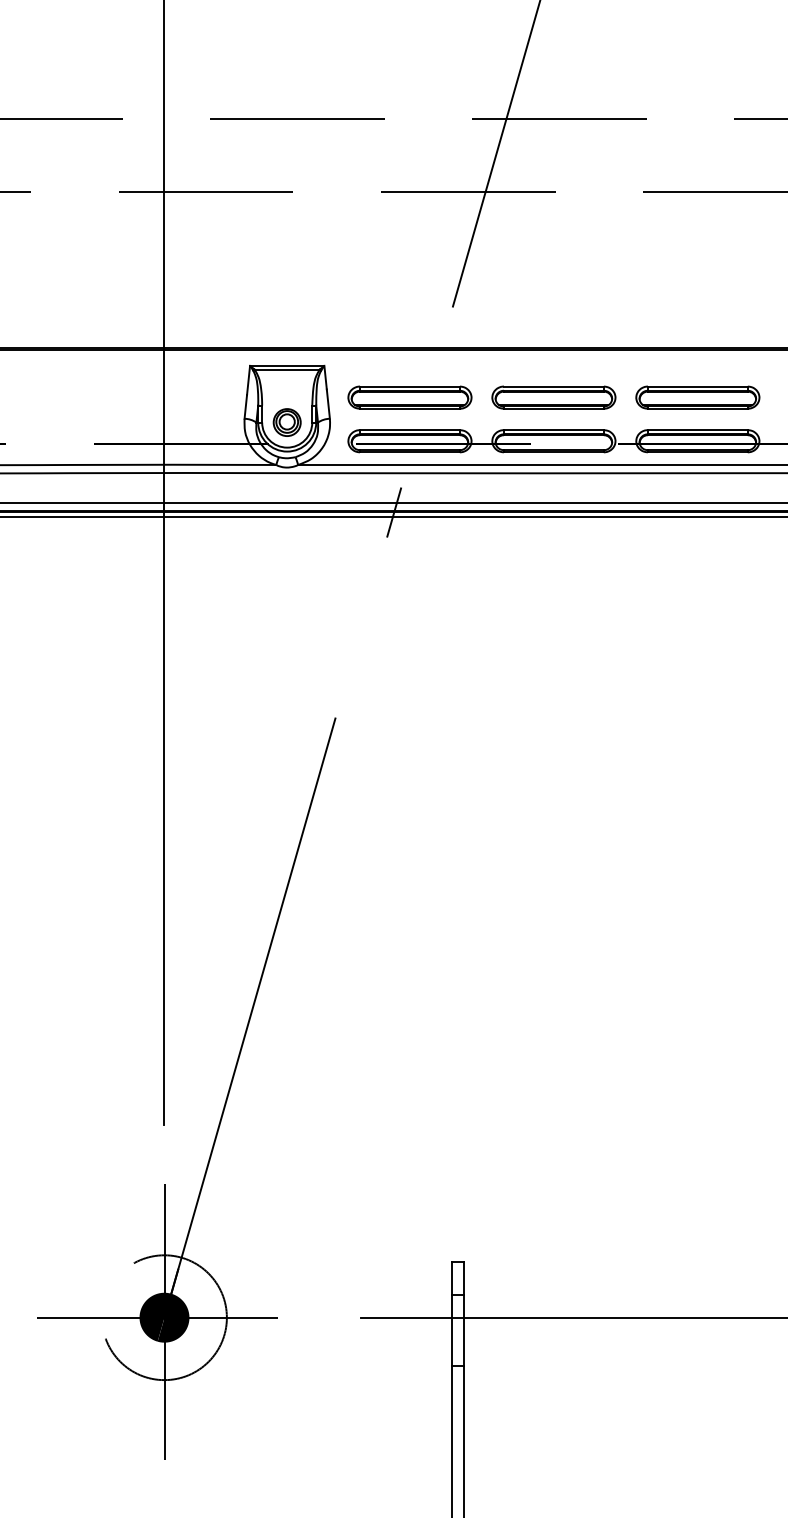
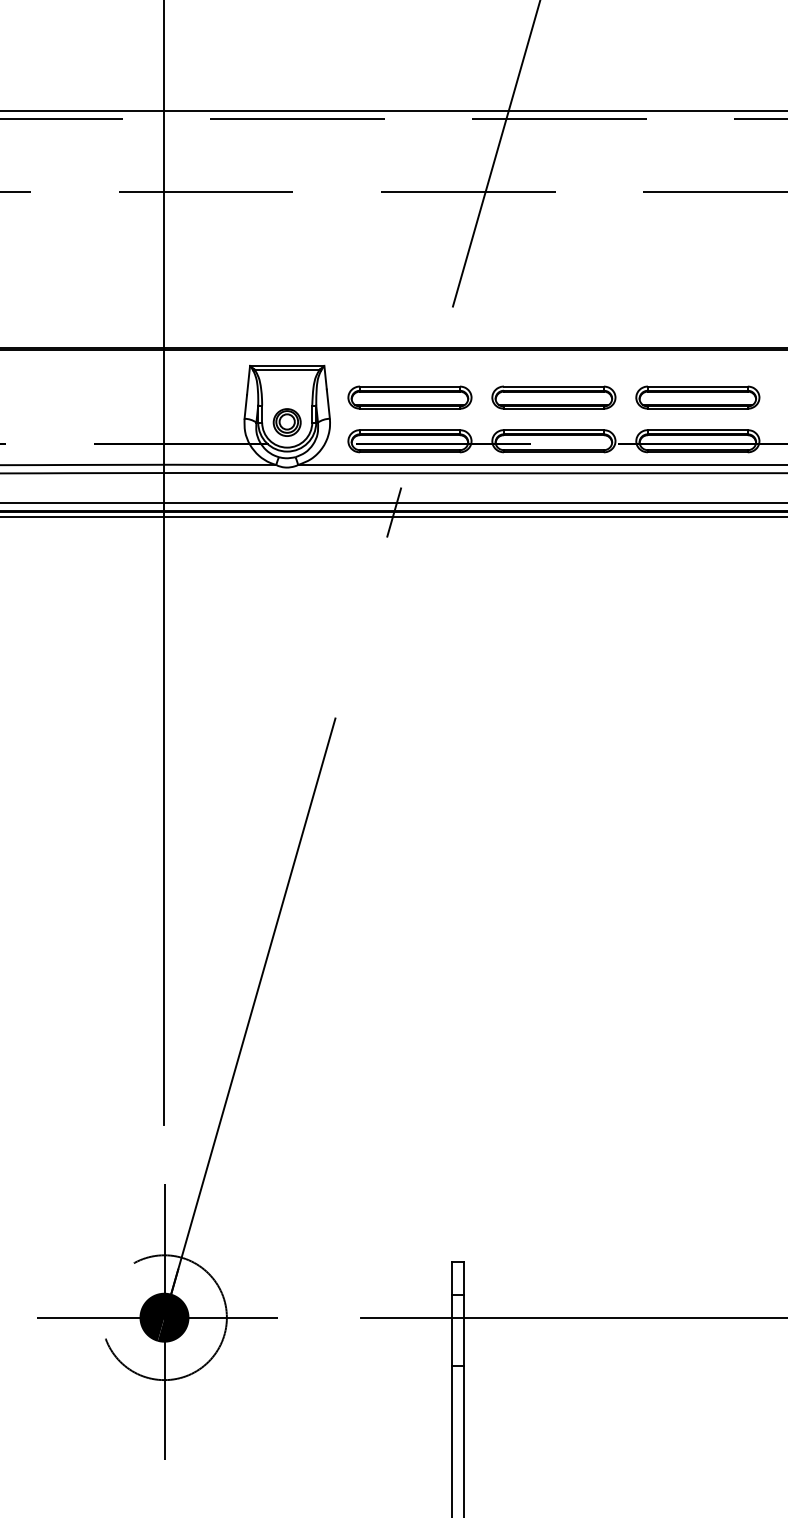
line: none -> present (393, 111)
